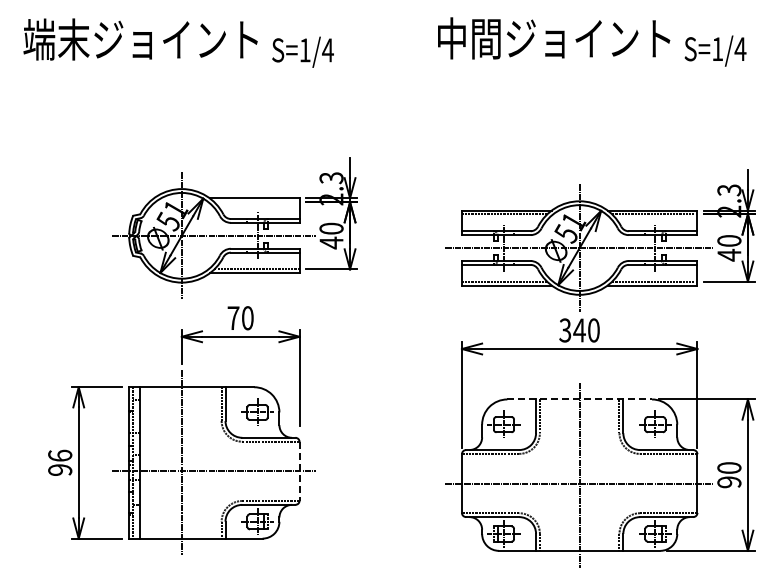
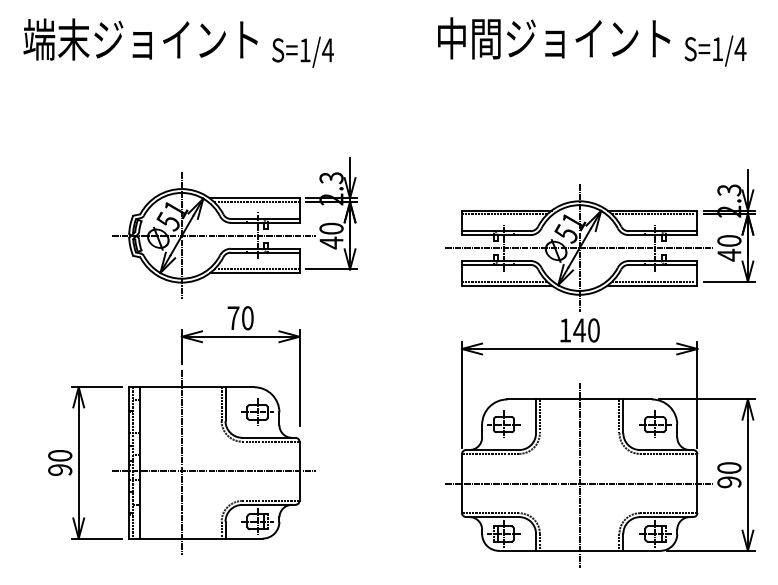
line: none -> present (256, 202)
text: 340 -> 140 (565, 330)
line: dashed -> solid (580, 399)
text: 96 -> 90 (60, 455)
line: dashed -> solid (299, 471)
